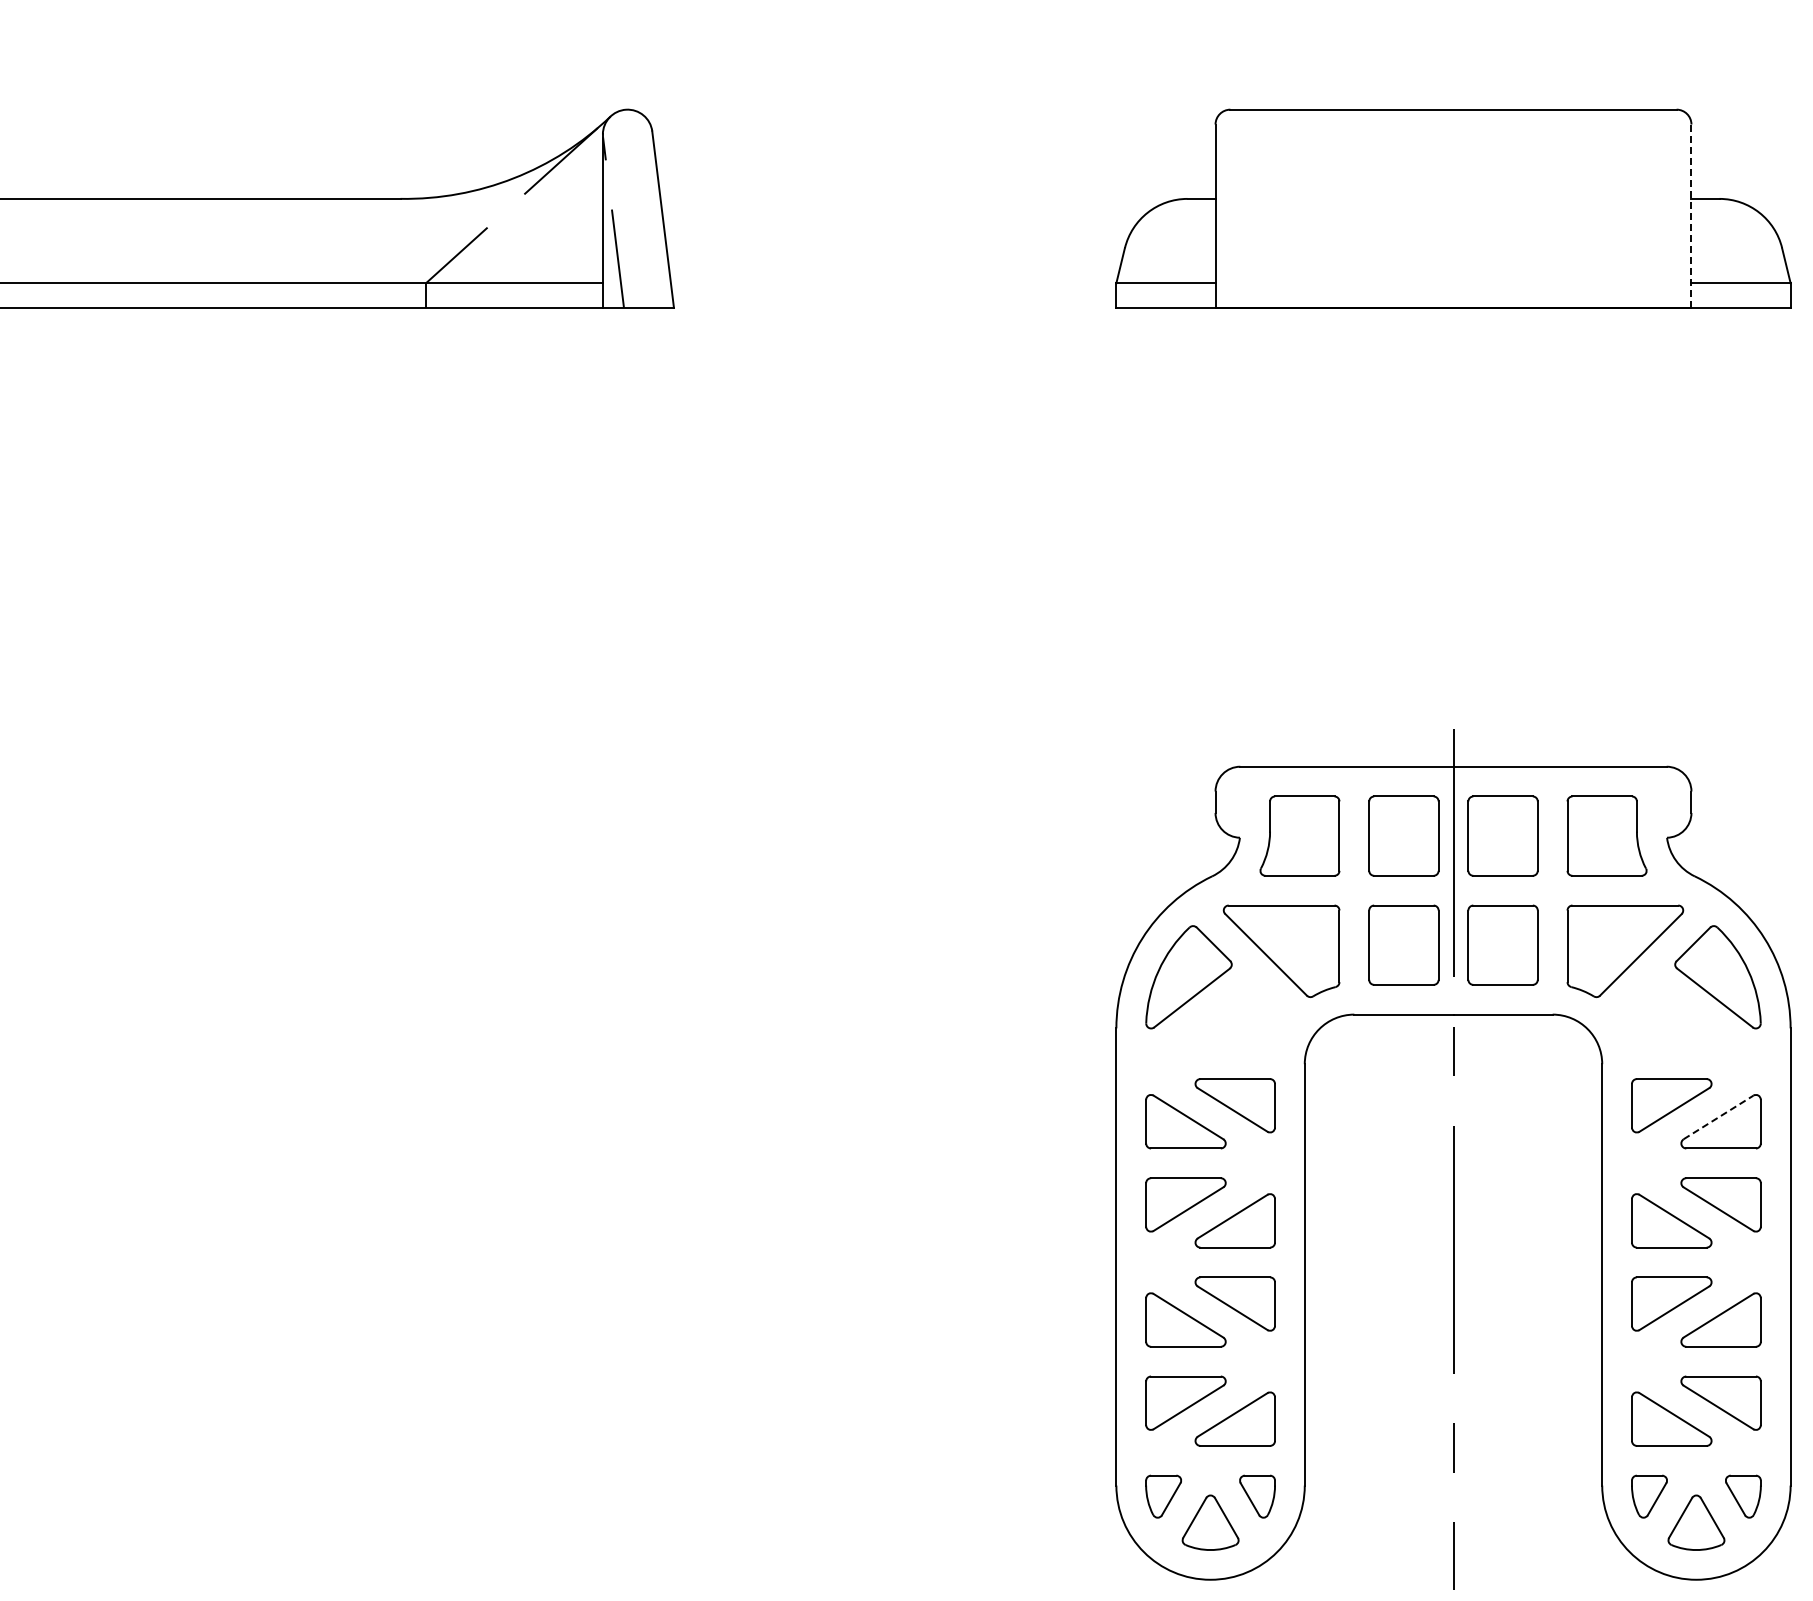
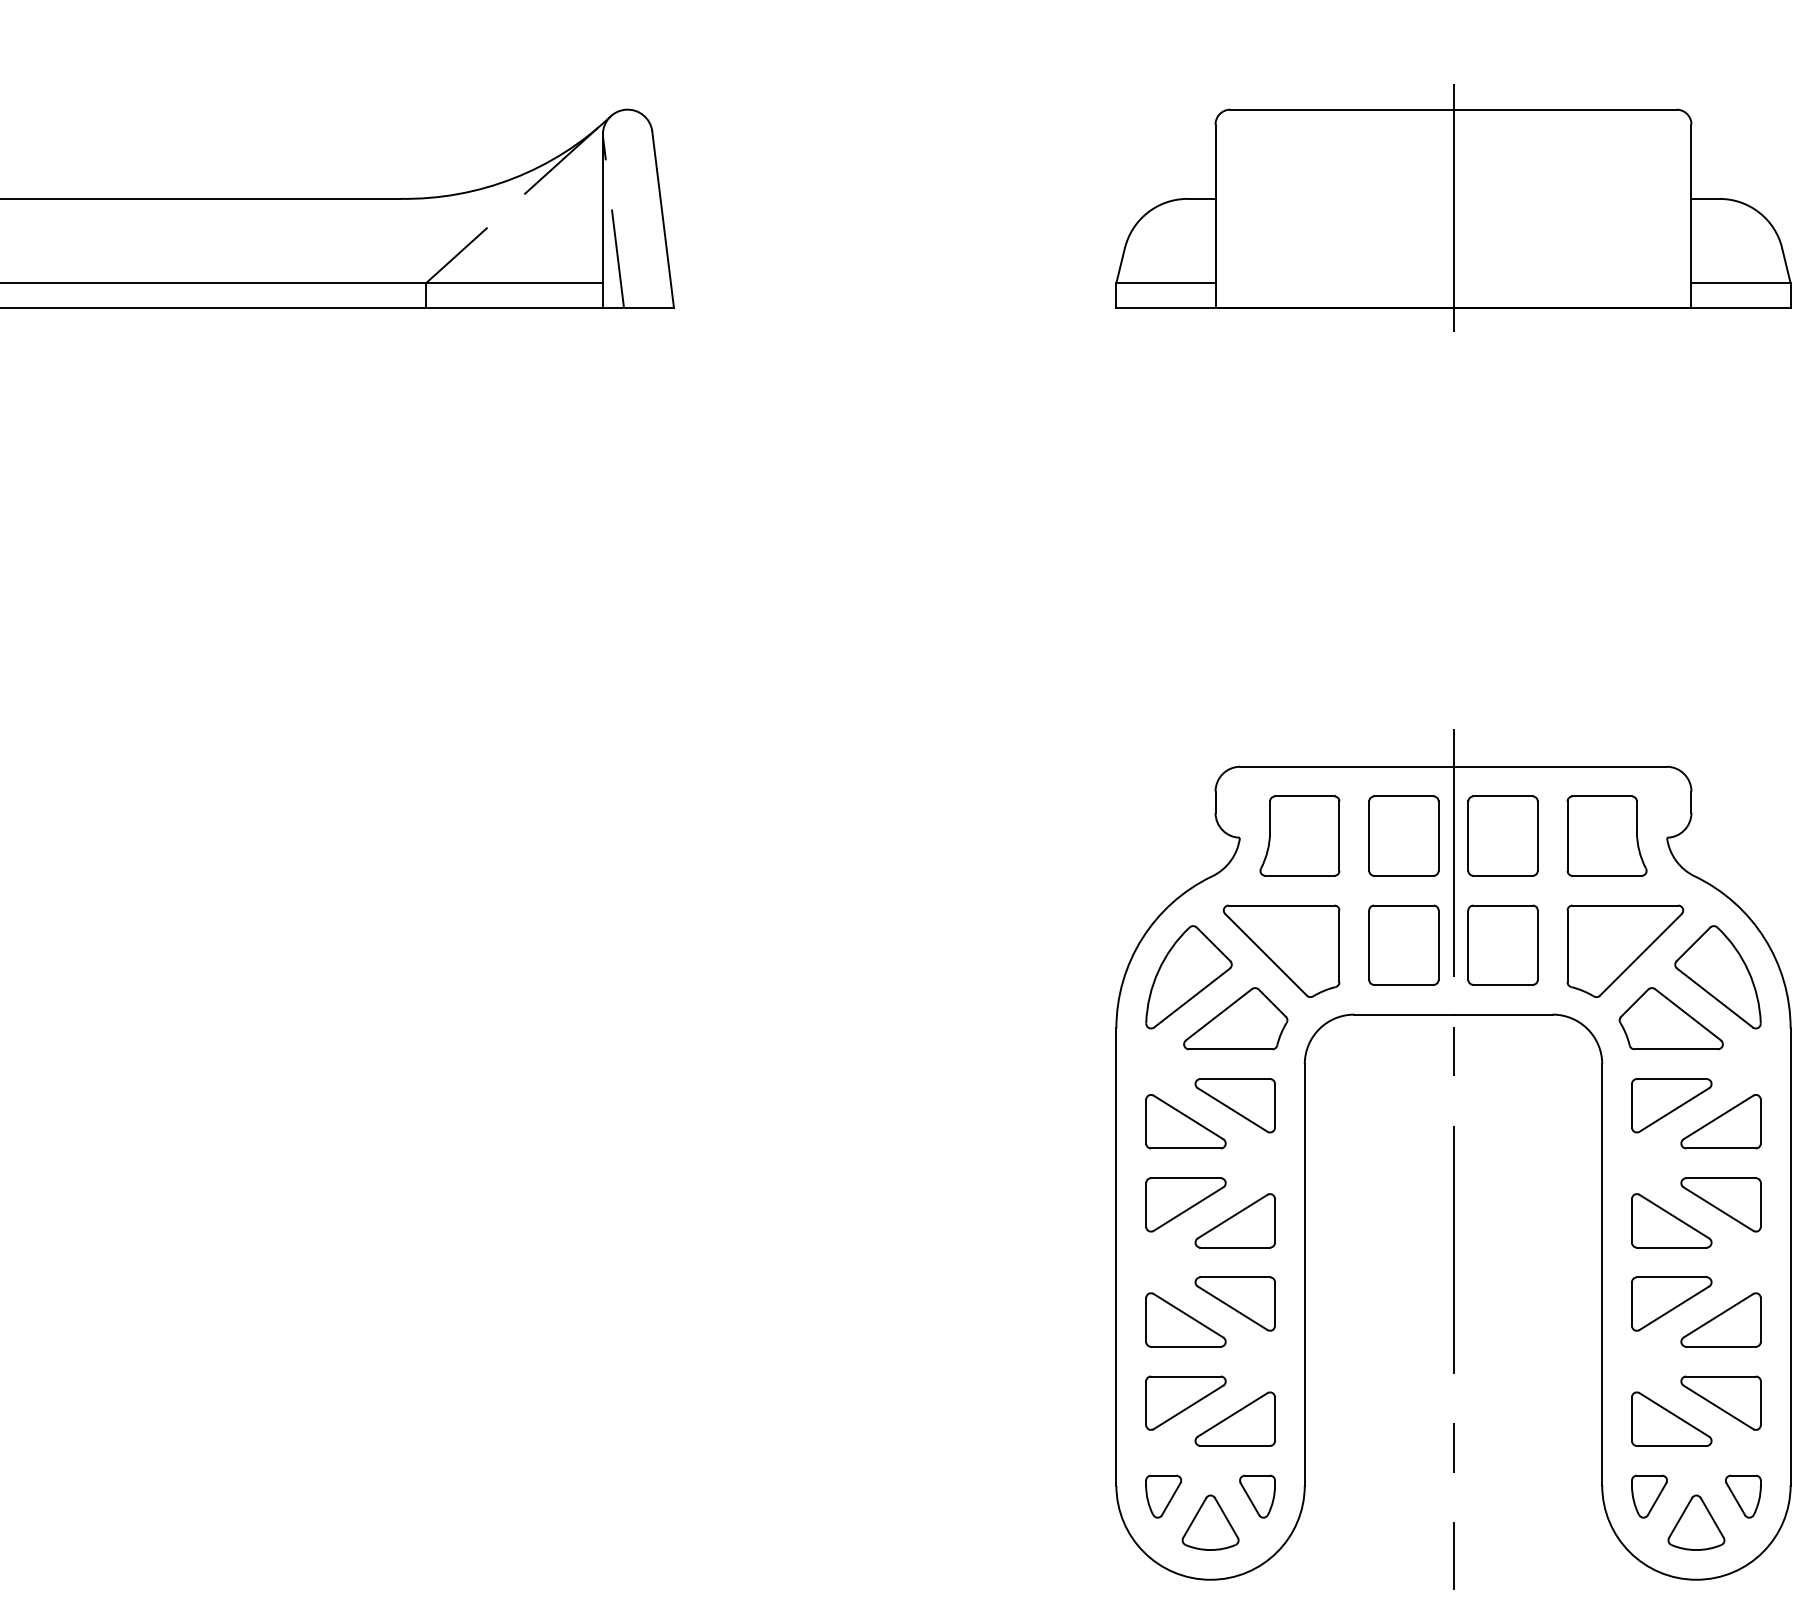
line: none -> present (1453, 212)
line: dashed -> solid (1691, 216)
part: none -> present (1235, 1018)
part: none -> present (1670, 1018)
line: dashed -> solid (1718, 1117)
